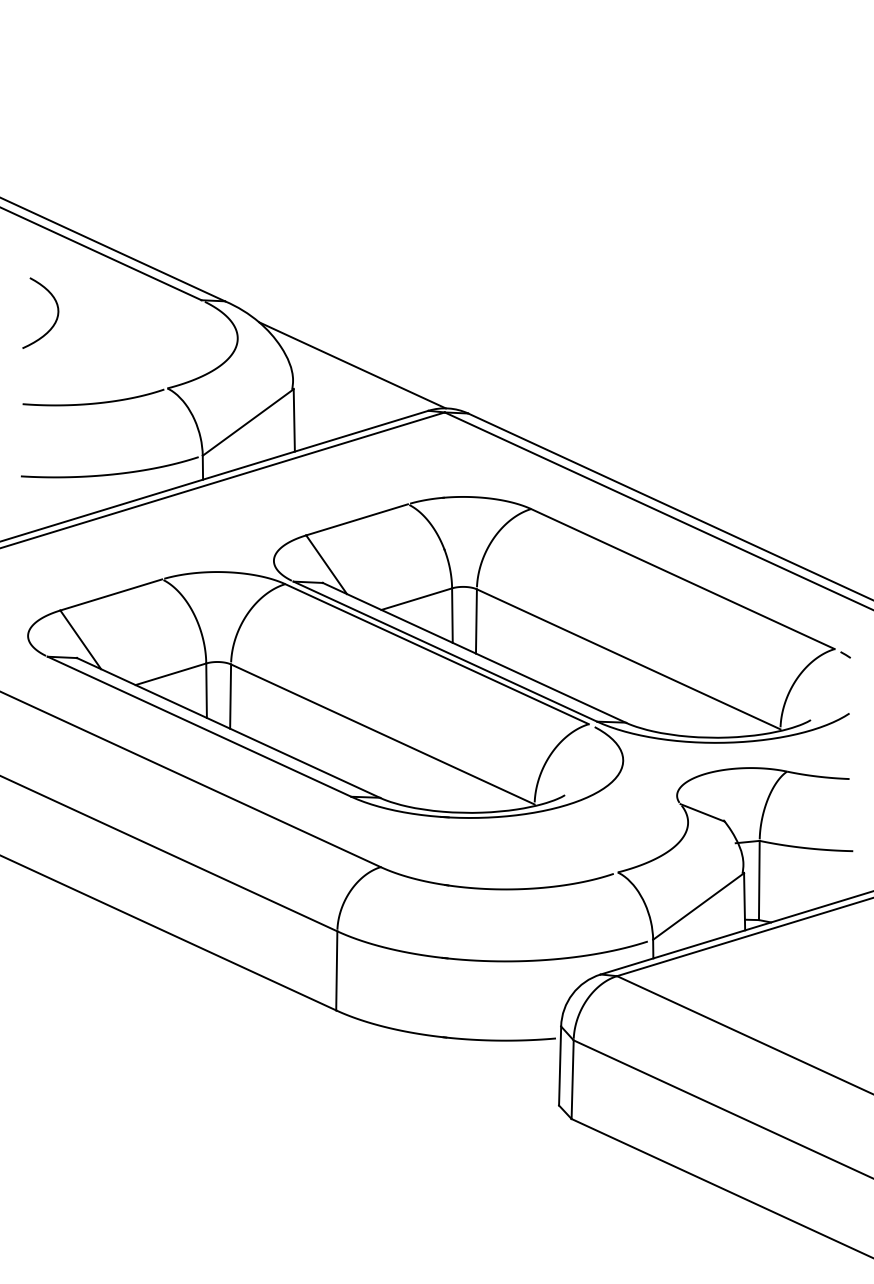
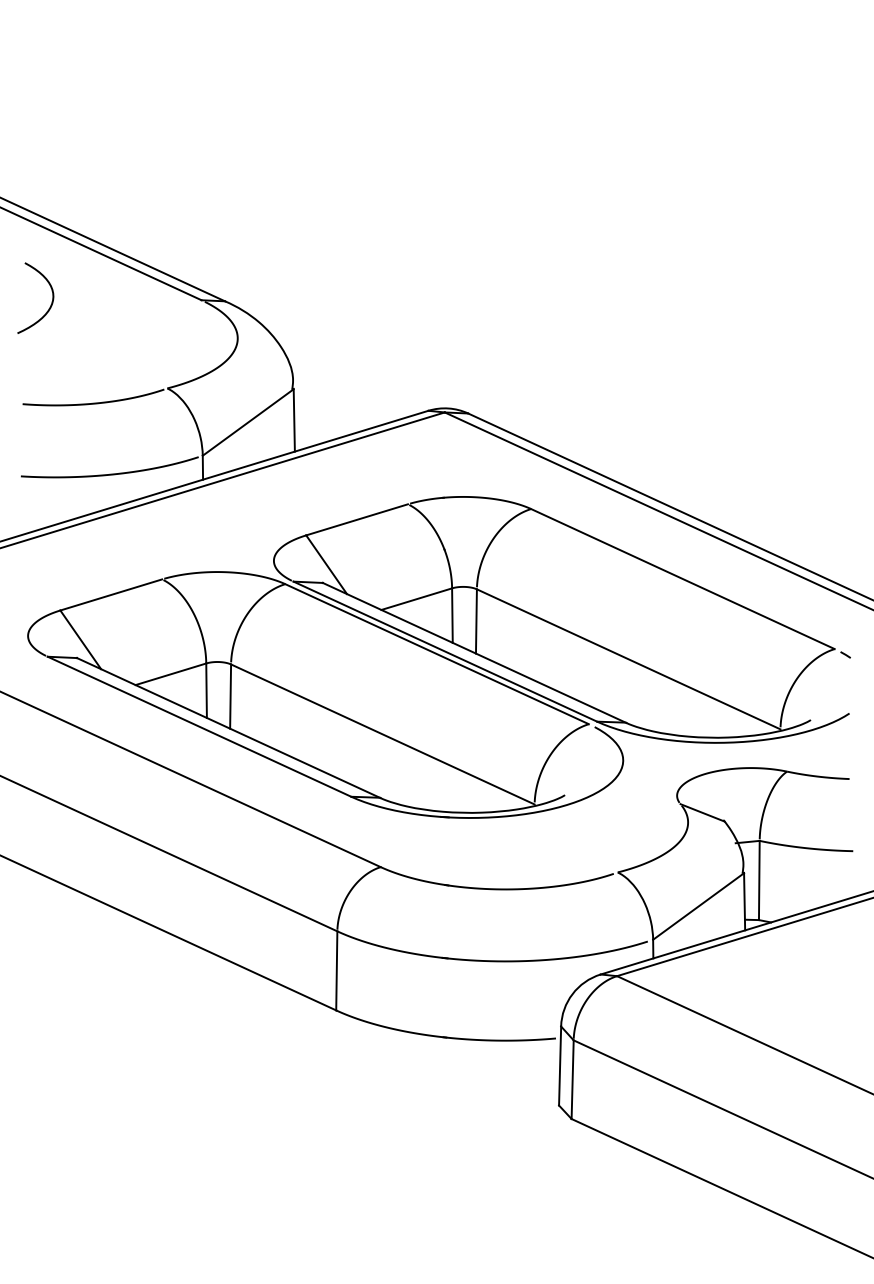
curve position: (56, 316) -> (51, 301) (51, 301)
line: present -> none (352, 365)
